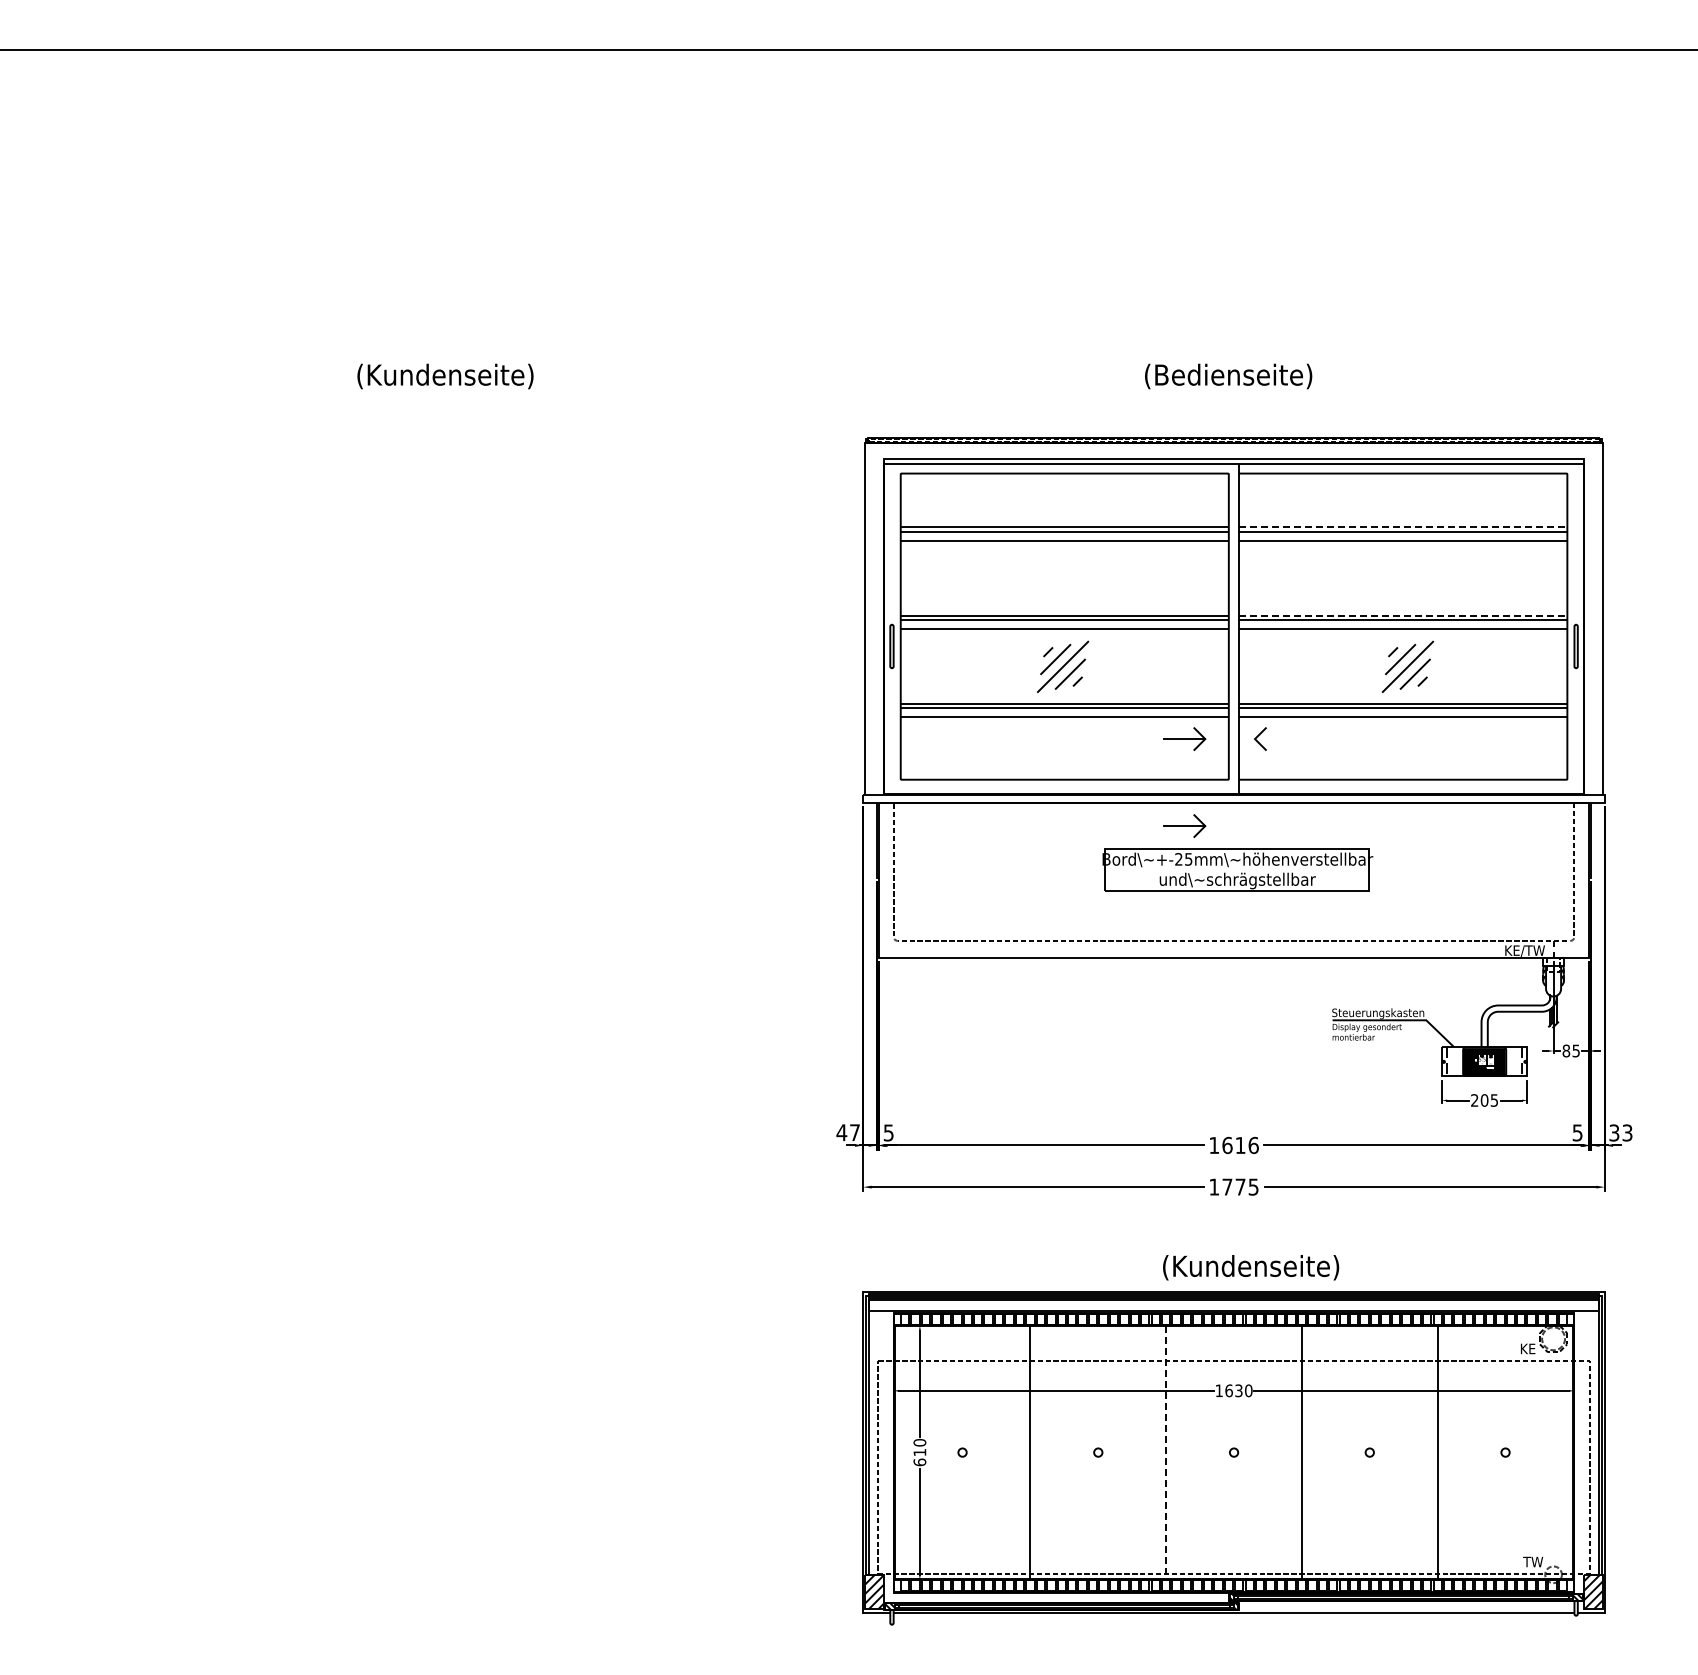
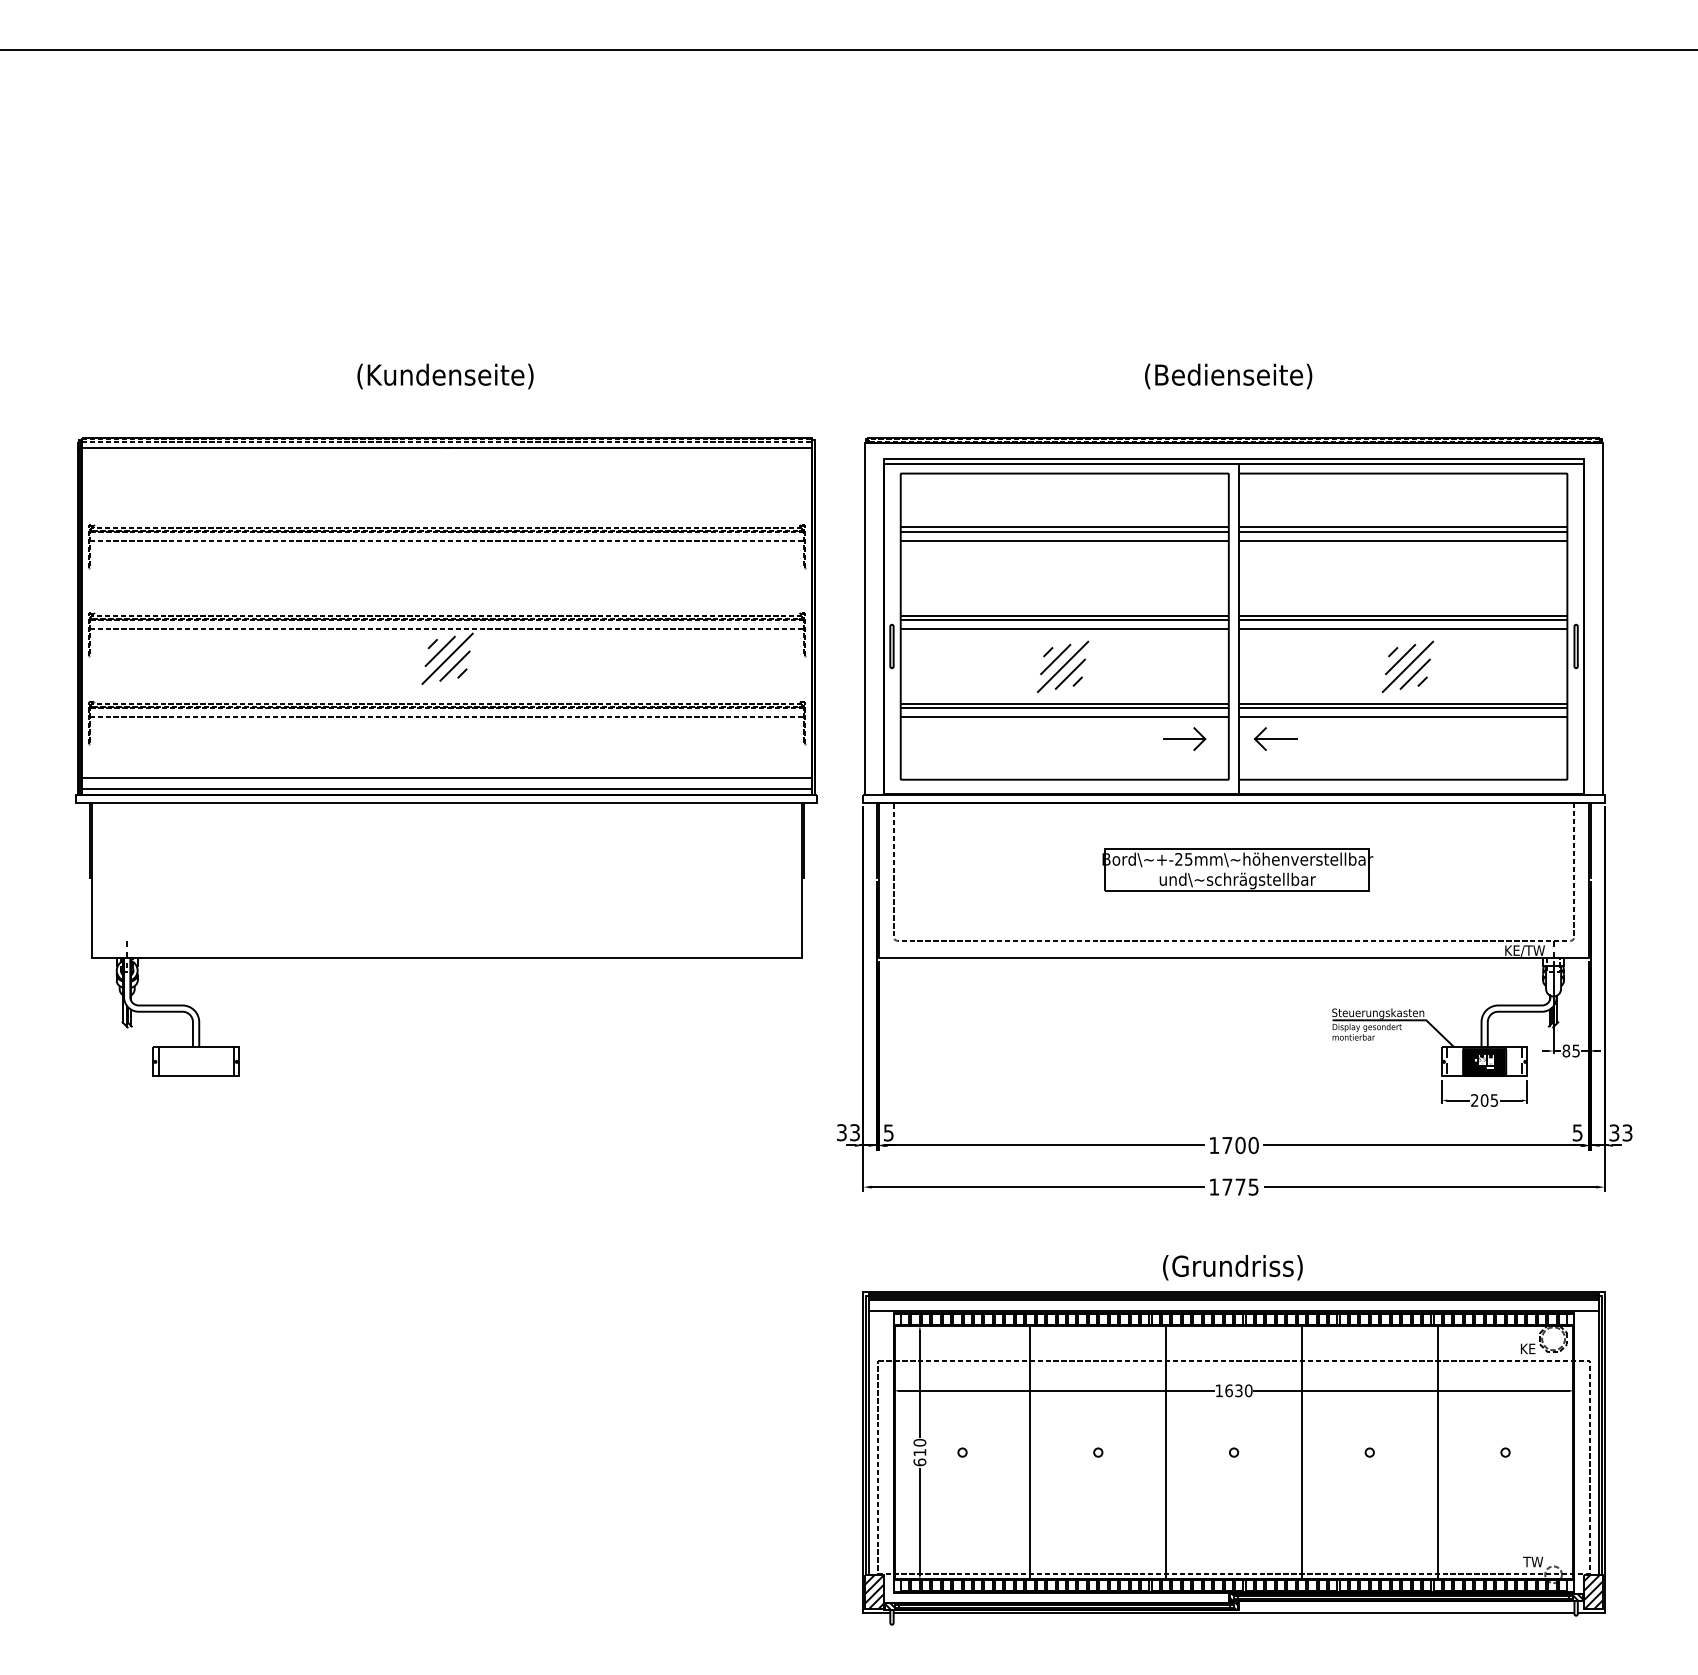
line: dashed -> solid (1403, 527)
line: dashed -> solid (1403, 615)
line: none -> present (1275, 739)
part: none -> present (446, 756)
part: present -> none (1184, 825)
text: 47 -> 33 (847, 1132)
text: 1616 -> 1700 (1240, 1145)
text: (Kundenseite) -> (Grundriss) (1255, 1267)
line: dashed -> solid (1166, 1453)
